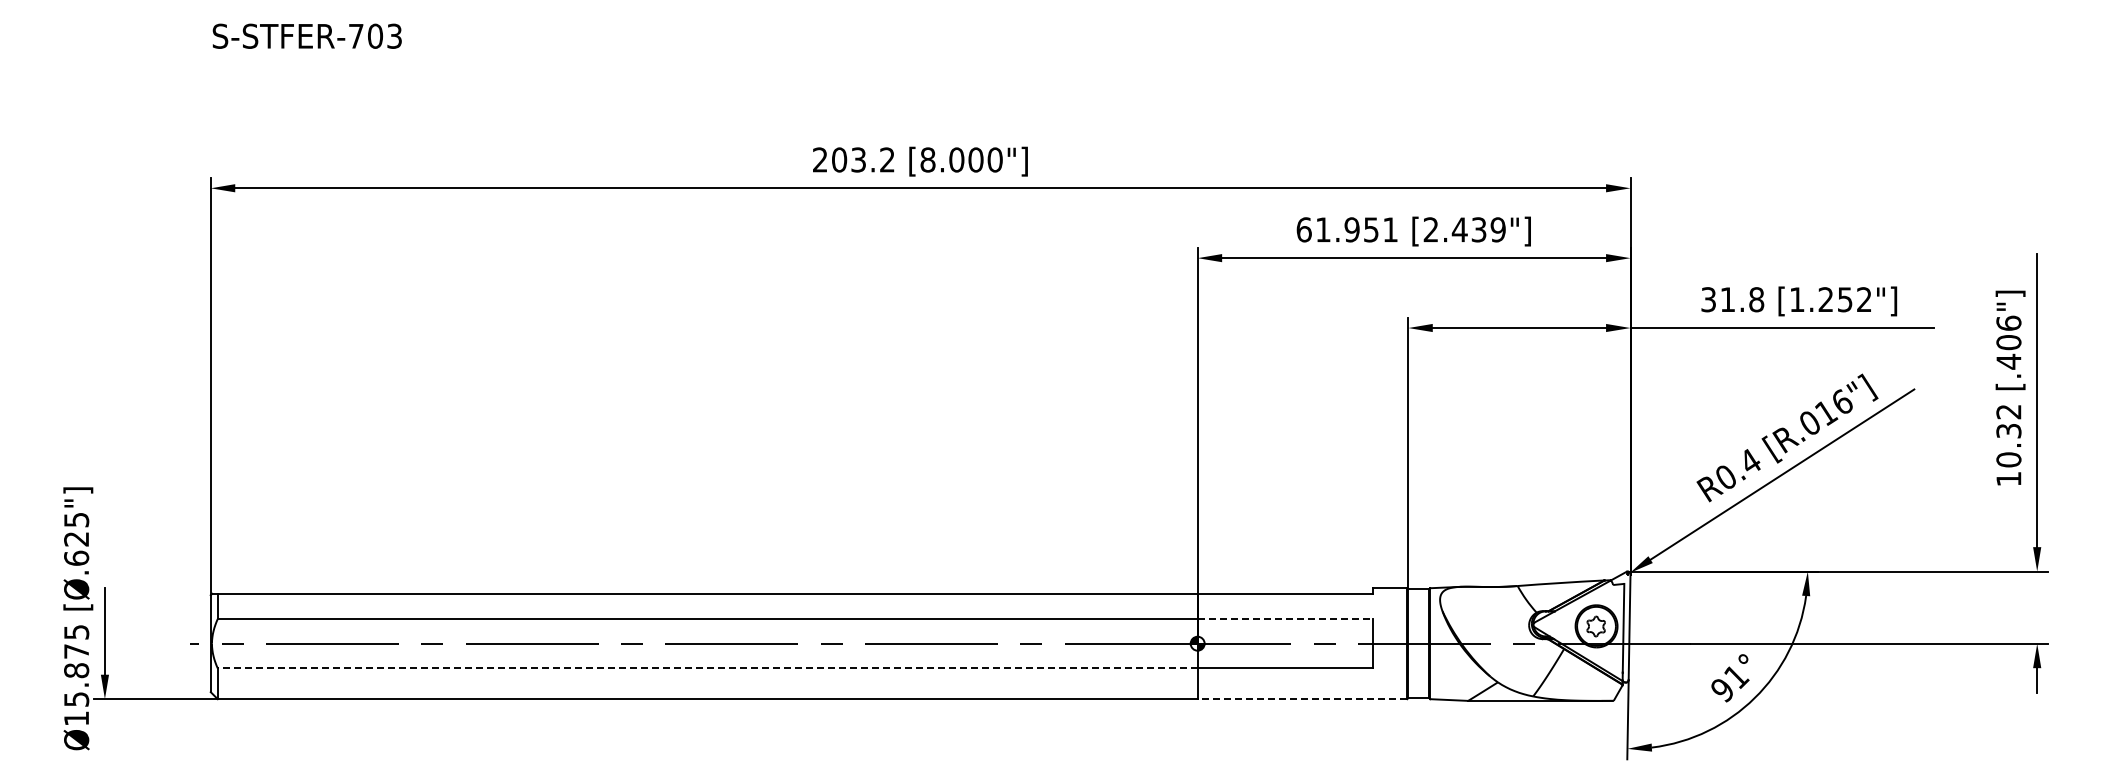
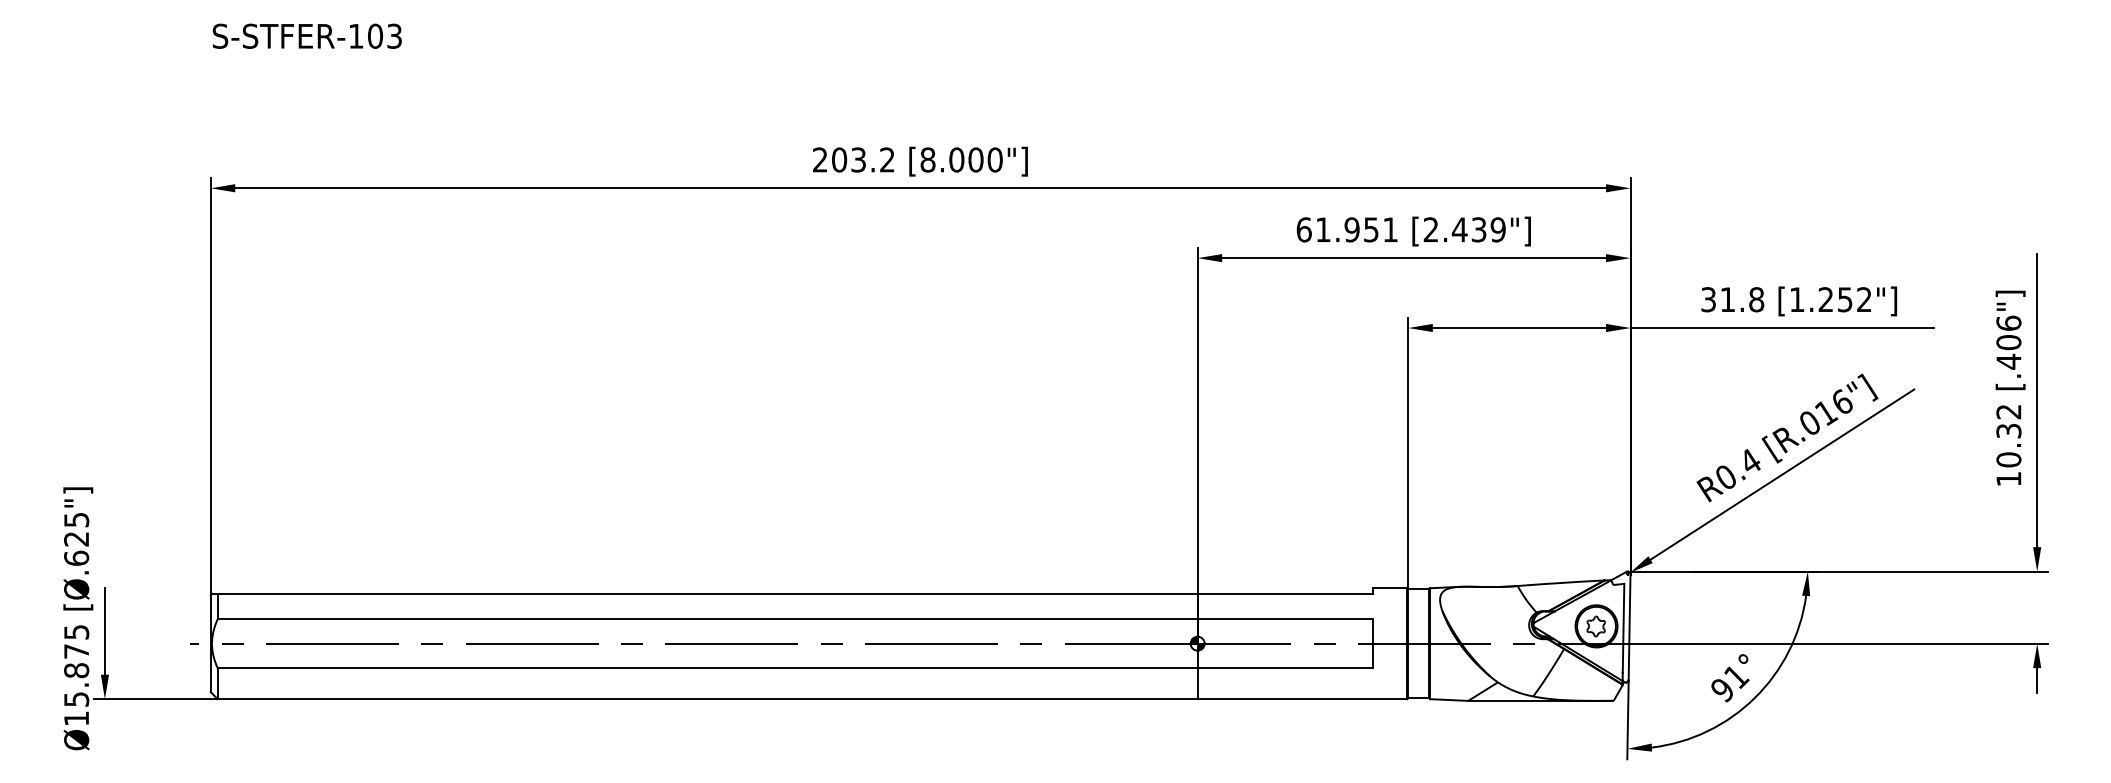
text: S-STFER-703 -> S-STFER-103 (356, 36)
line: dashed -> solid (1285, 619)
line: dashed -> solid (707, 668)
line: dashed -> solid (1302, 699)
